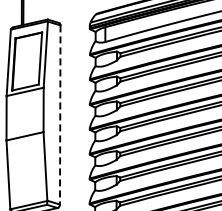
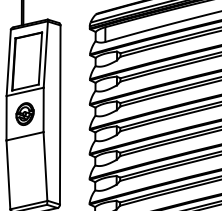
part: none -> present (24, 113)
line: dashed -> solid (60, 115)
